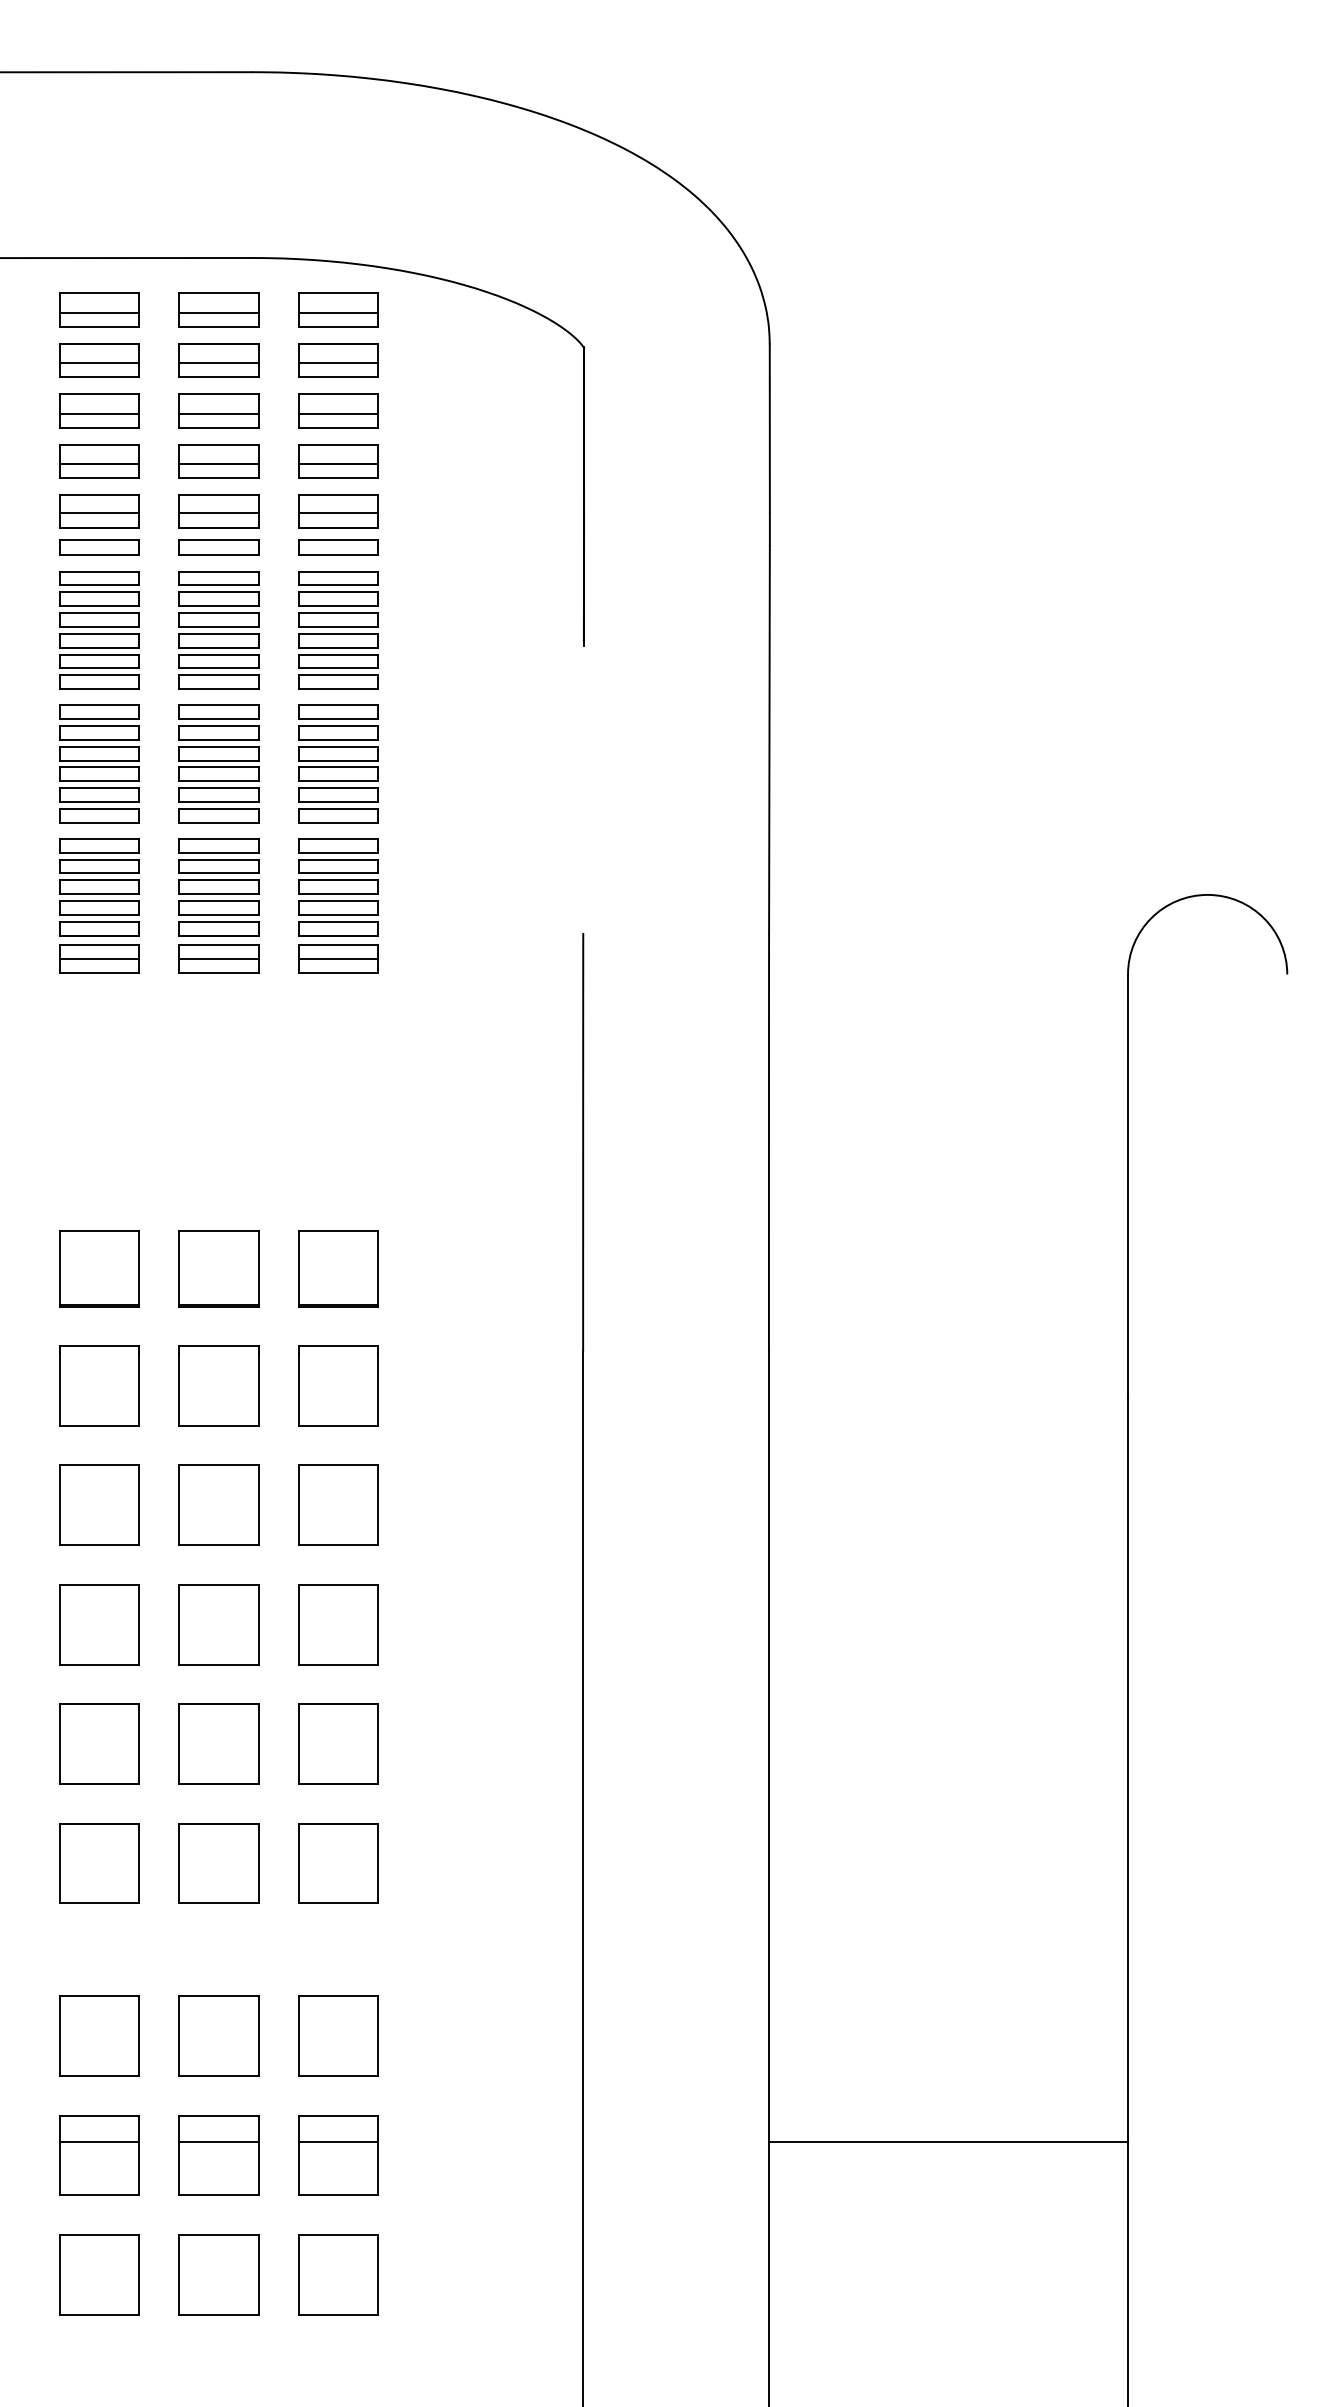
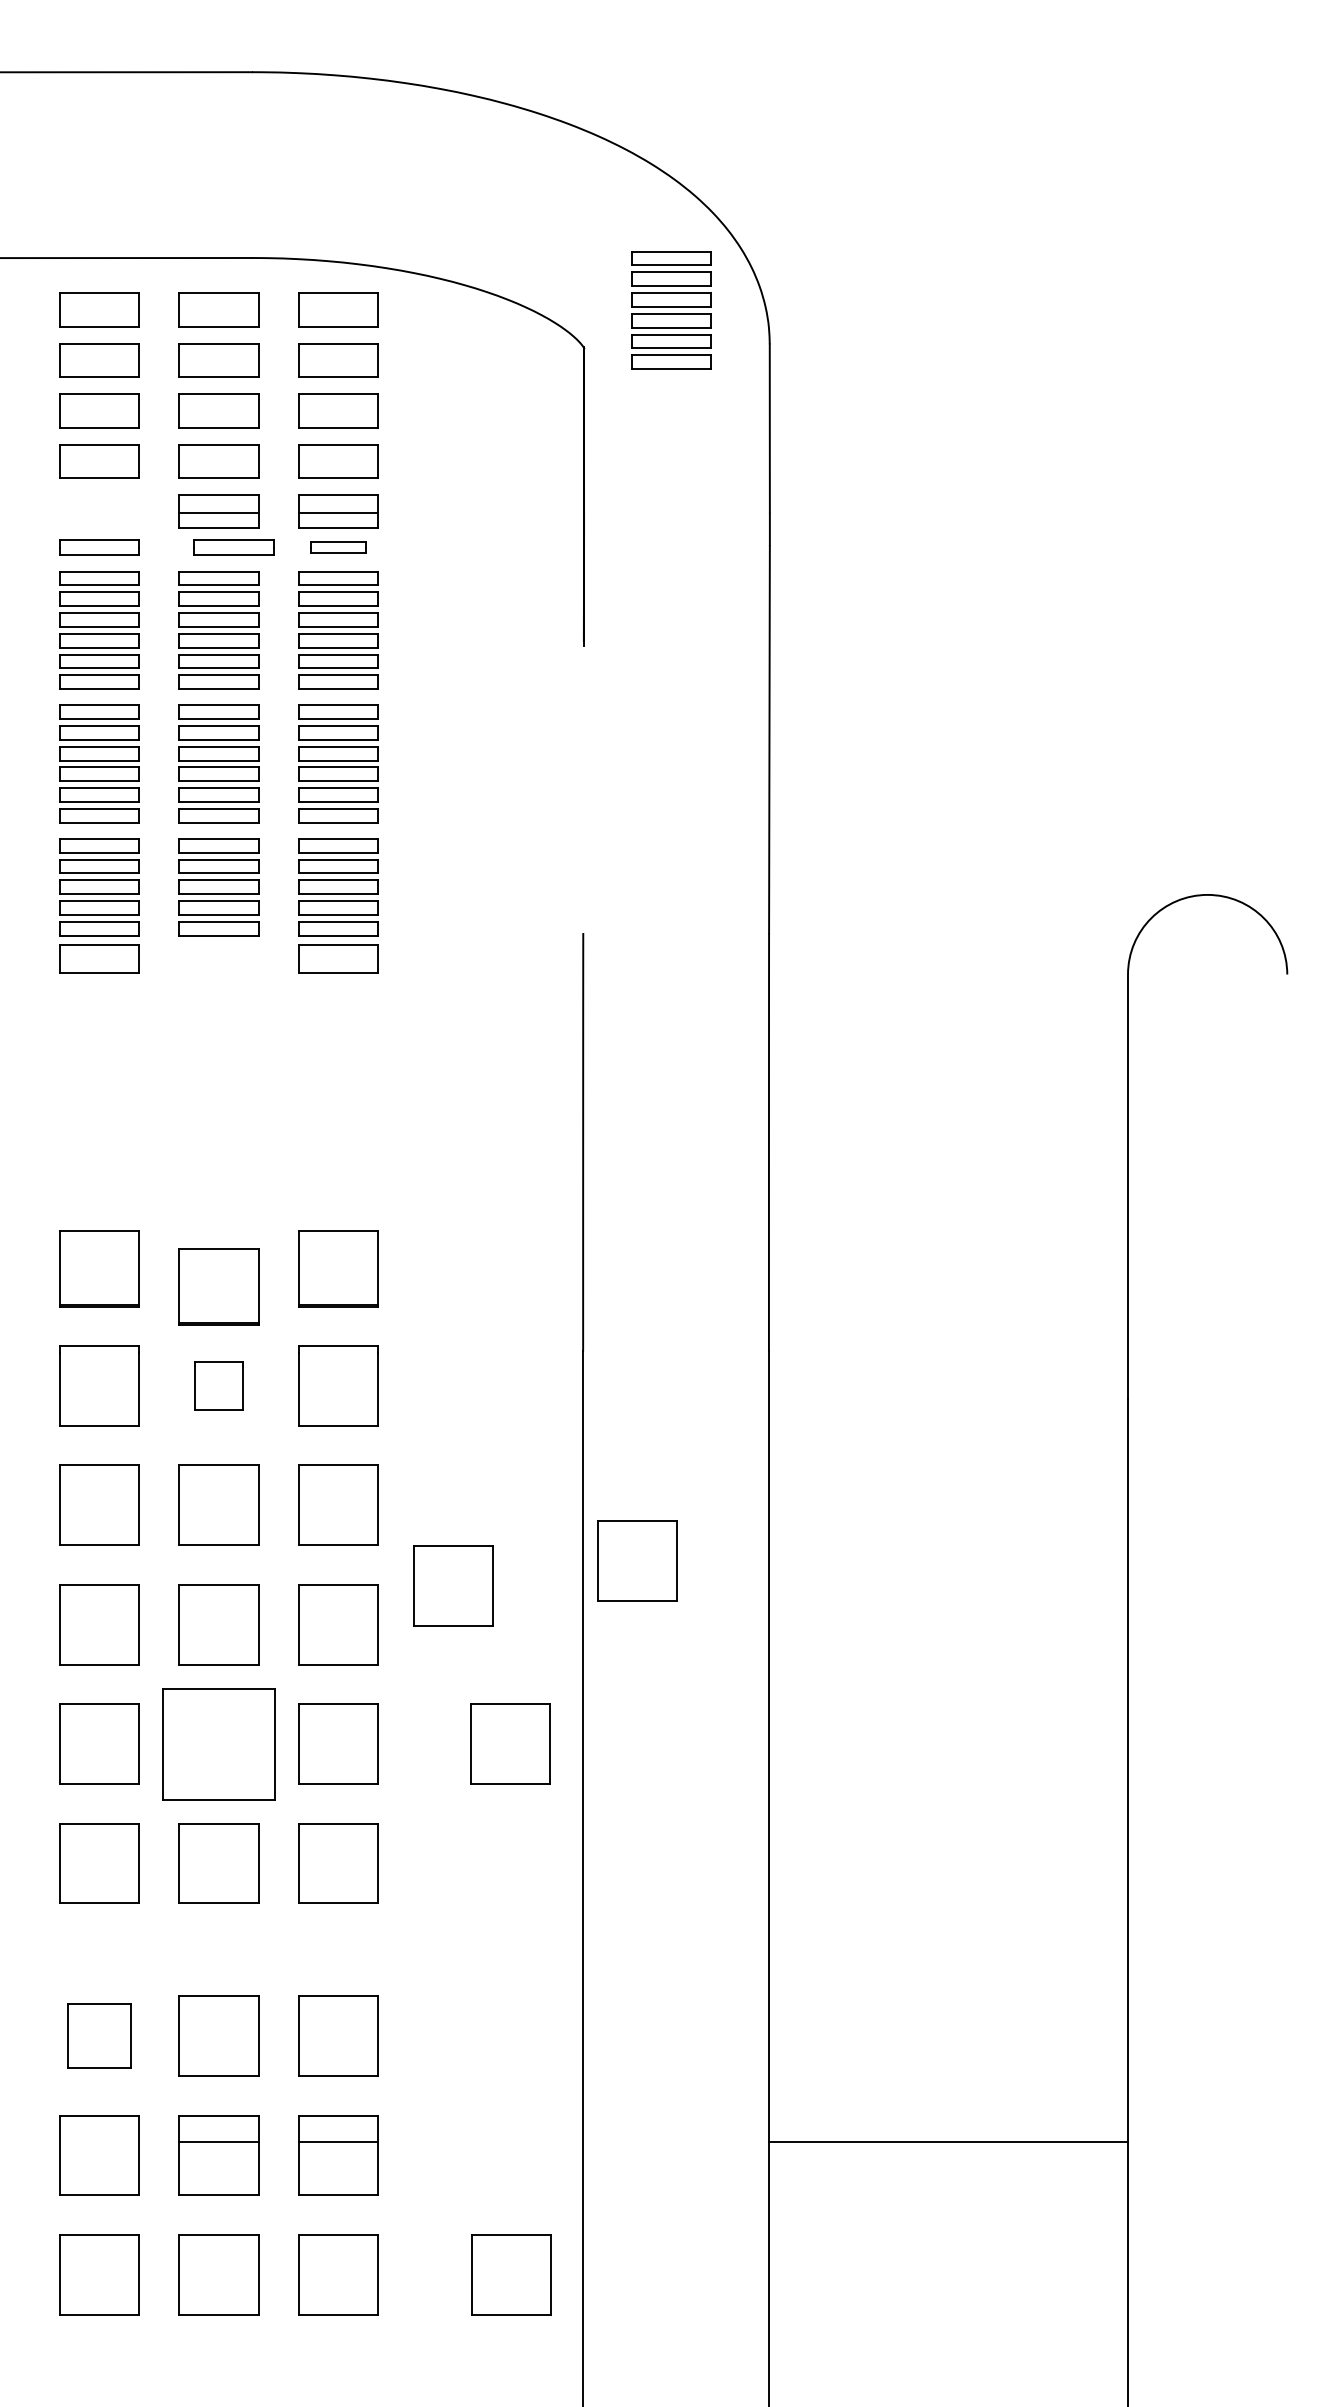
part: none -> present (671, 310)
line: present -> none (99, 312)
line: present -> none (218, 312)
line: present -> none (338, 312)
line: present -> none (99, 363)
line: present -> none (218, 363)
line: present -> none (338, 363)
line: present -> none (99, 413)
line: present -> none (218, 413)
line: present -> none (338, 413)
line: present -> none (99, 464)
line: present -> none (218, 464)
line: present -> none (338, 464)
part: present -> none (99, 511)
part position: (218, 547) -> (233, 547) (233, 547)
part size: 81x17 px -> 57x13 px (338, 547)
part: present -> none (218, 958)
line: present -> none (99, 959)
line: present -> none (338, 959)
part position: (218, 1268) -> (218, 1286) (218, 1286)
part size: 82x82 px -> 50x50 px (218, 1385)
part: none -> present (637, 1560)
part: none -> present (453, 1585)
part size: 82x82 px -> 114x113 px (218, 1744)
part: none -> present (510, 1743)
part size: 81x82 px -> 65x66 px (99, 2035)
line: present -> none (99, 2142)
part: none -> present (511, 2274)
